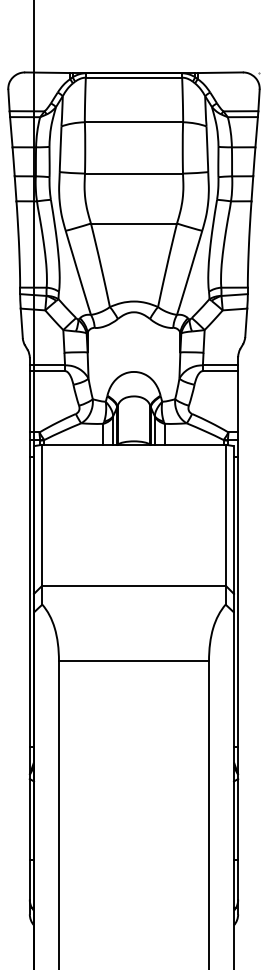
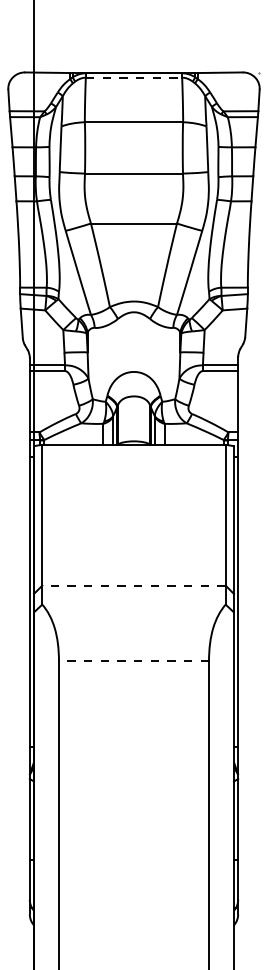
line: solid -> dashed (134, 77)
line: solid -> dashed (134, 585)
line: solid -> dashed (133, 661)
